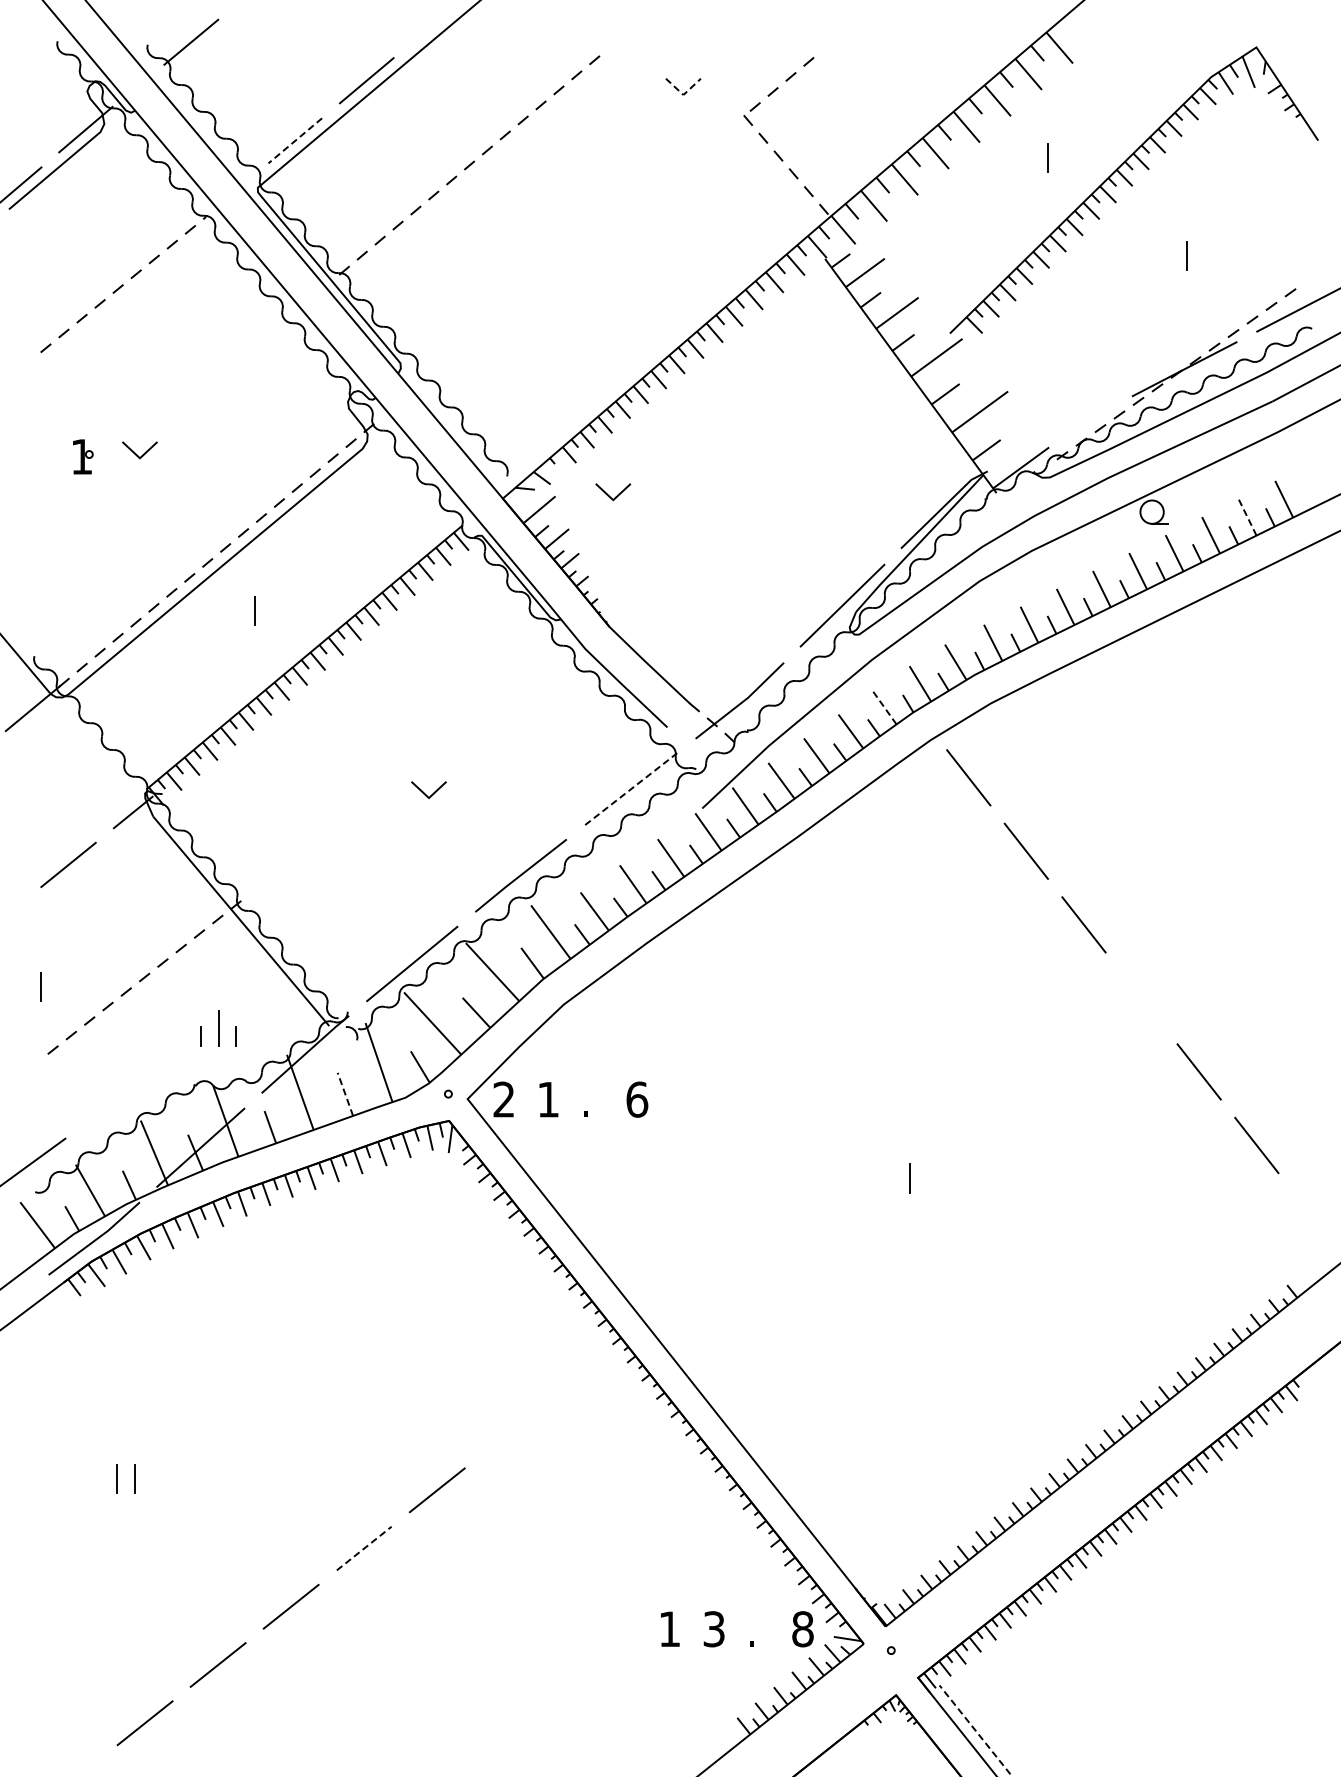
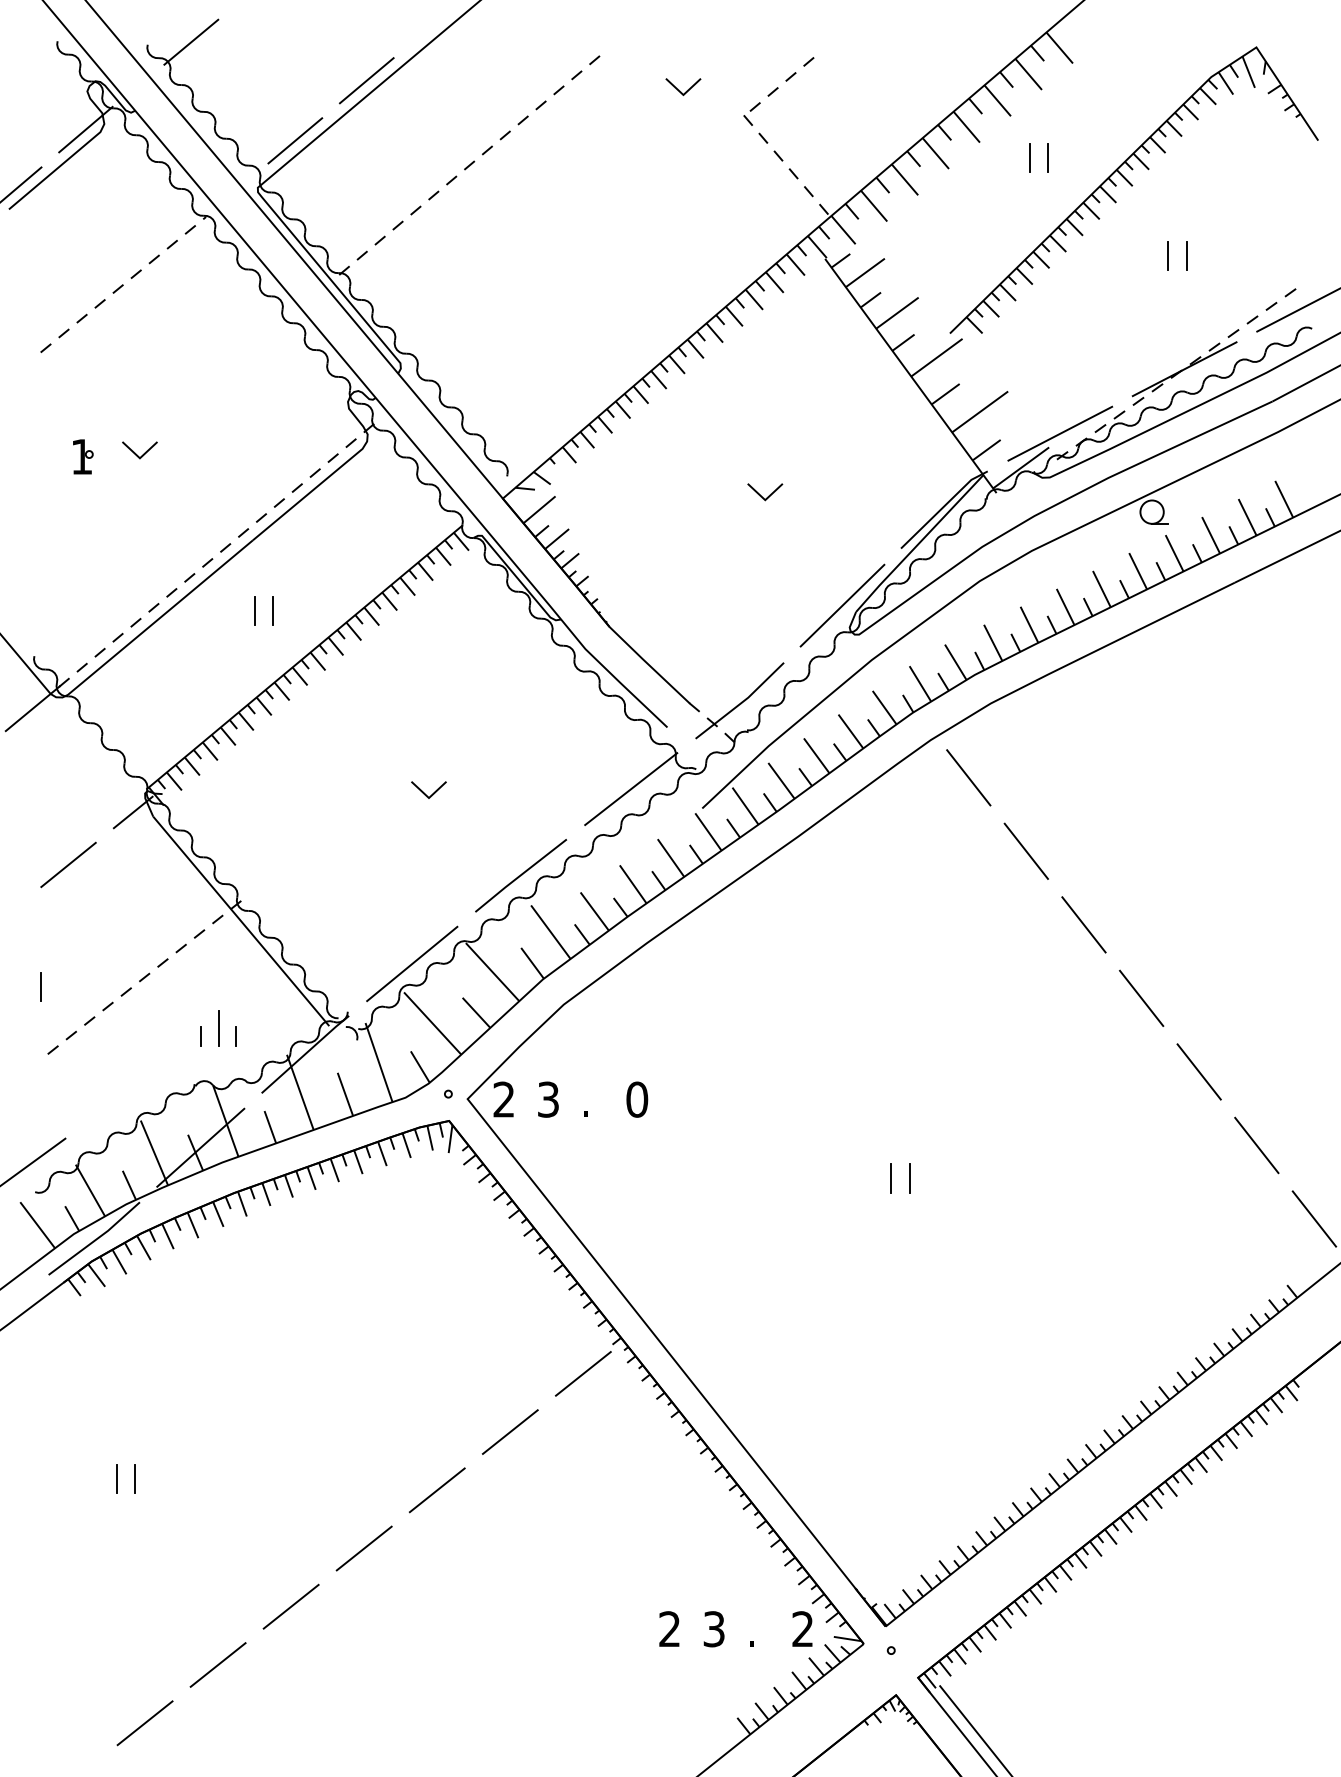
line: dashed -> solid (683, 95)
line: dashed -> solid (294, 141)
line: none -> present (1029, 157)
line: none -> present (1168, 256)
line: none -> present (1060, 433)
line position: (616, 495) -> (768, 495) (768, 495)
line: dashed -> solid (1247, 516)
line: none -> present (273, 610)
line: dashed -> solid (884, 707)
line: dashed -> solid (631, 788)
line: none -> present (1141, 997)
line: dashed -> solid (345, 1094)
text: 1 -> 3 (548, 1099)
text: 6 -> 0 (637, 1099)
line: none -> present (891, 1178)
line: none -> present (1314, 1218)
line: none -> present (583, 1373)
line: none -> present (509, 1431)
line: dashed -> solid (364, 1548)
text: 1 -> 2 (669, 1628)
text: 8 -> 2 (802, 1629)
line: dashed -> solid (975, 1730)
